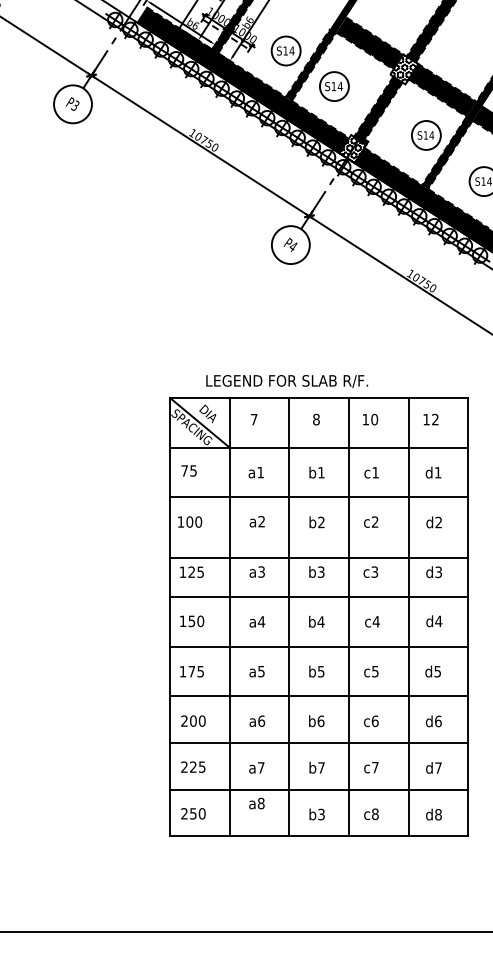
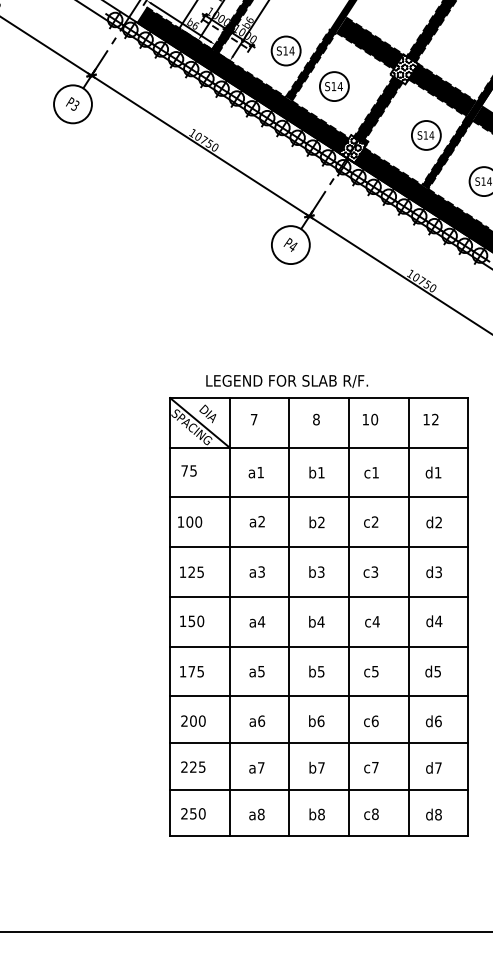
line position: (319, 558) -> (319, 547) (319, 547)
text position: (256, 803) -> (256, 814) (256, 814)
text: b3 -> b8 (321, 814)
